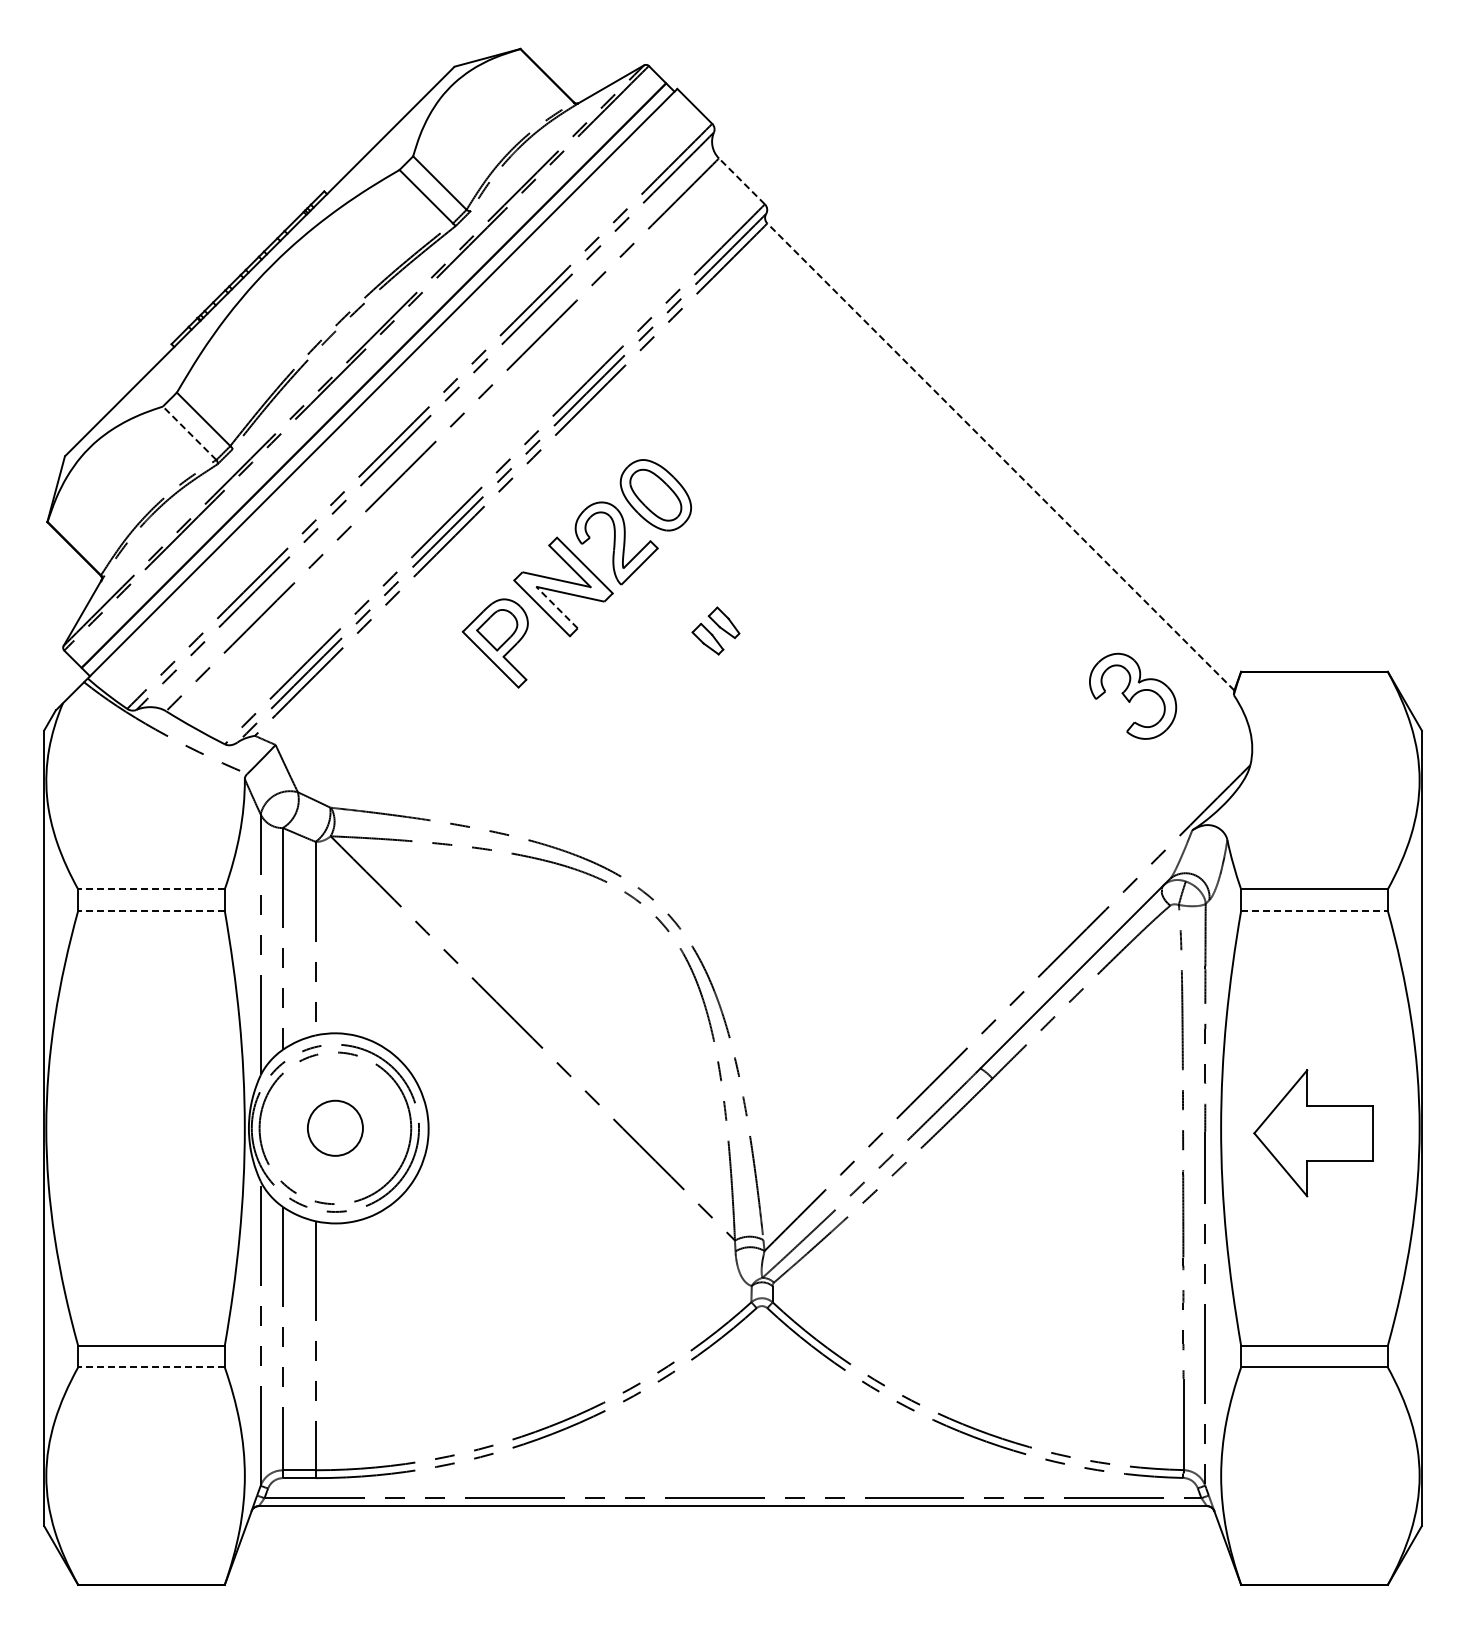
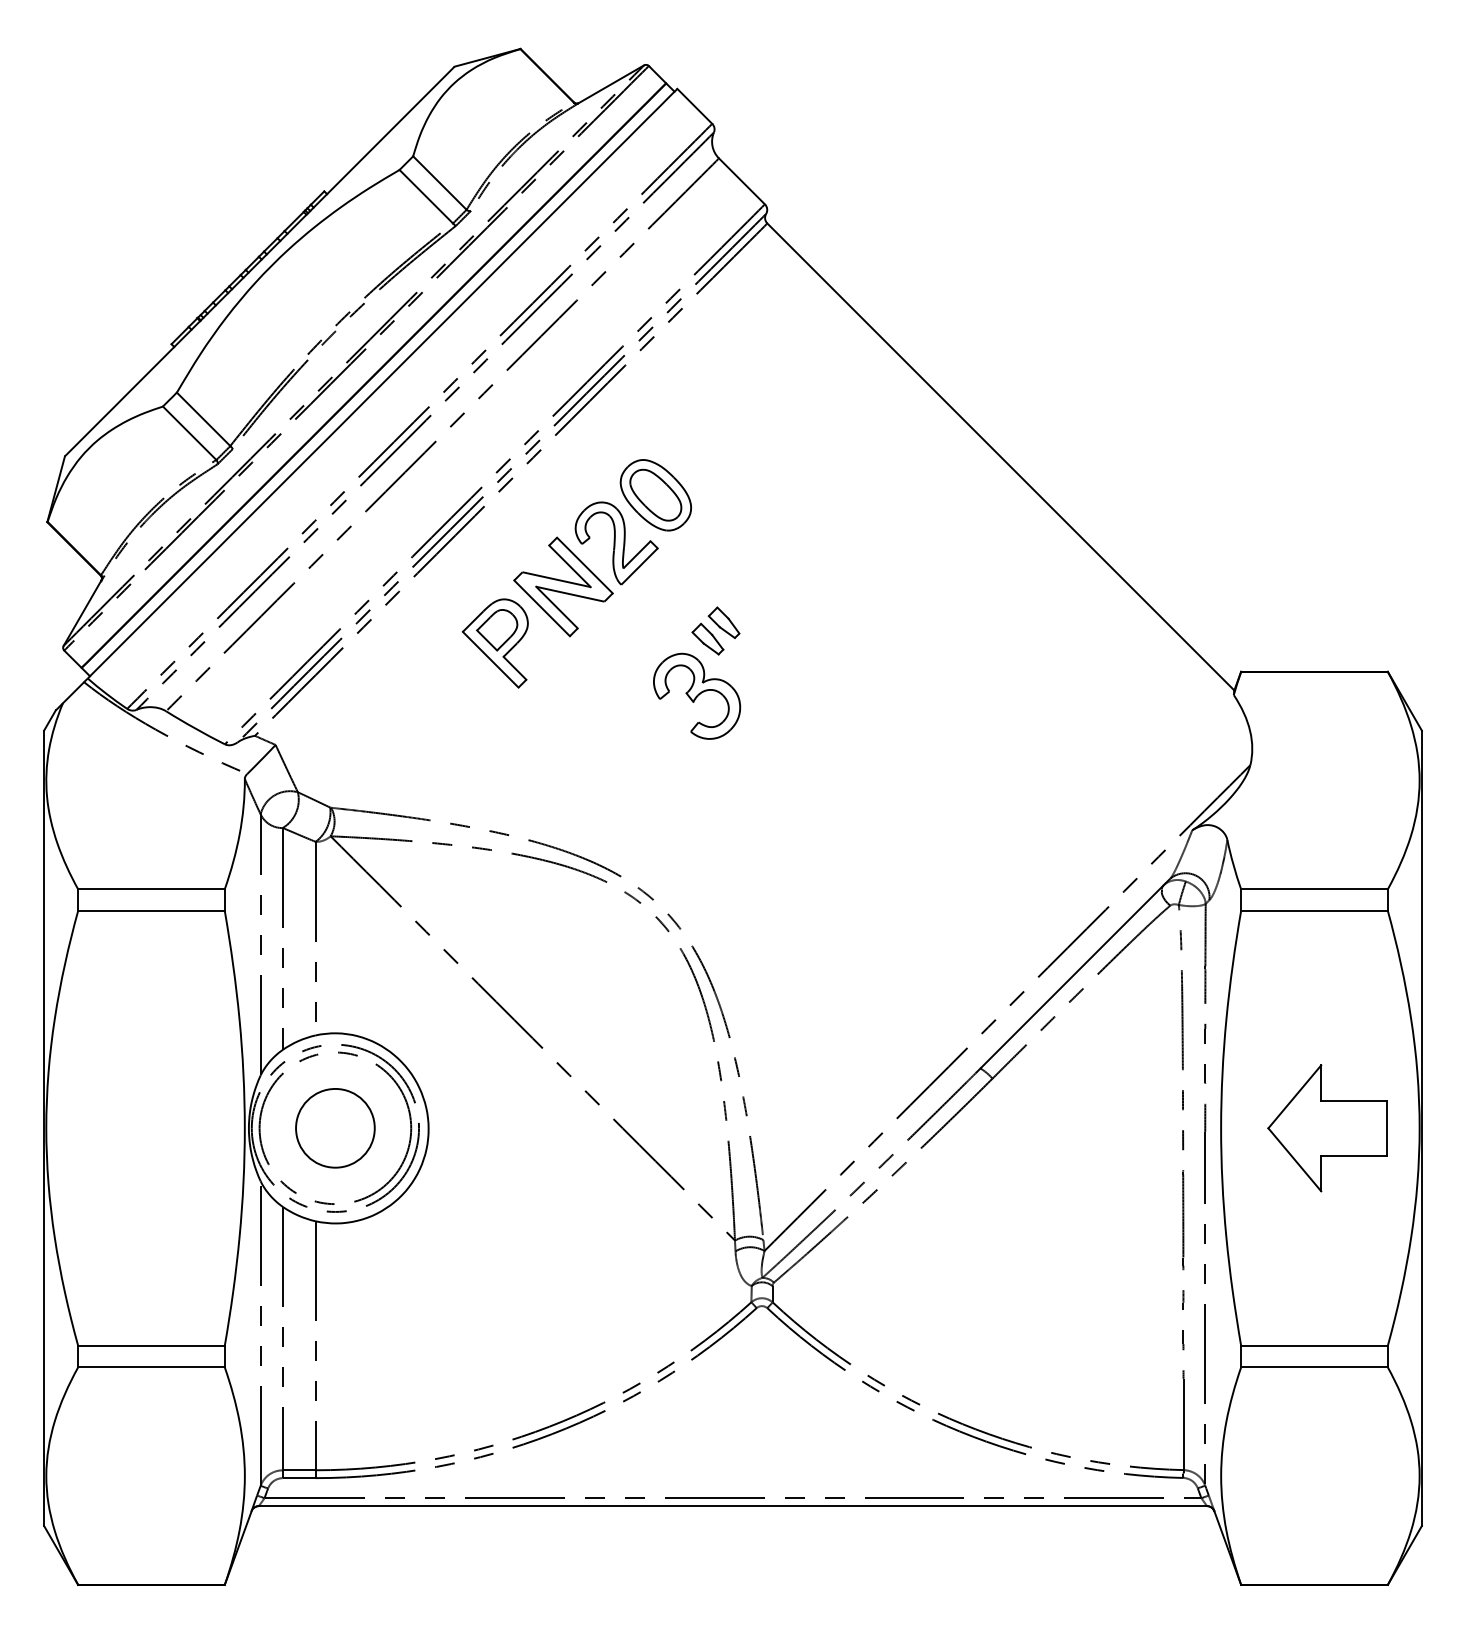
line: dashed -> solid (741, 181)
line: dashed -> solid (189, 433)
line: dashed -> solid (1000, 456)
line: dashed -> solid (556, 607)
part position: (1133, 695) -> (697, 695) (697, 695)
line: dashed -> solid (150, 889)
line: dashed -> solid (150, 910)
line: dashed -> solid (1314, 910)
circle diameter: 55 px -> 79 px (335, 1127)
part position: (1313, 1133) -> (1327, 1128) (1327, 1128)
line: dashed -> solid (150, 1367)
